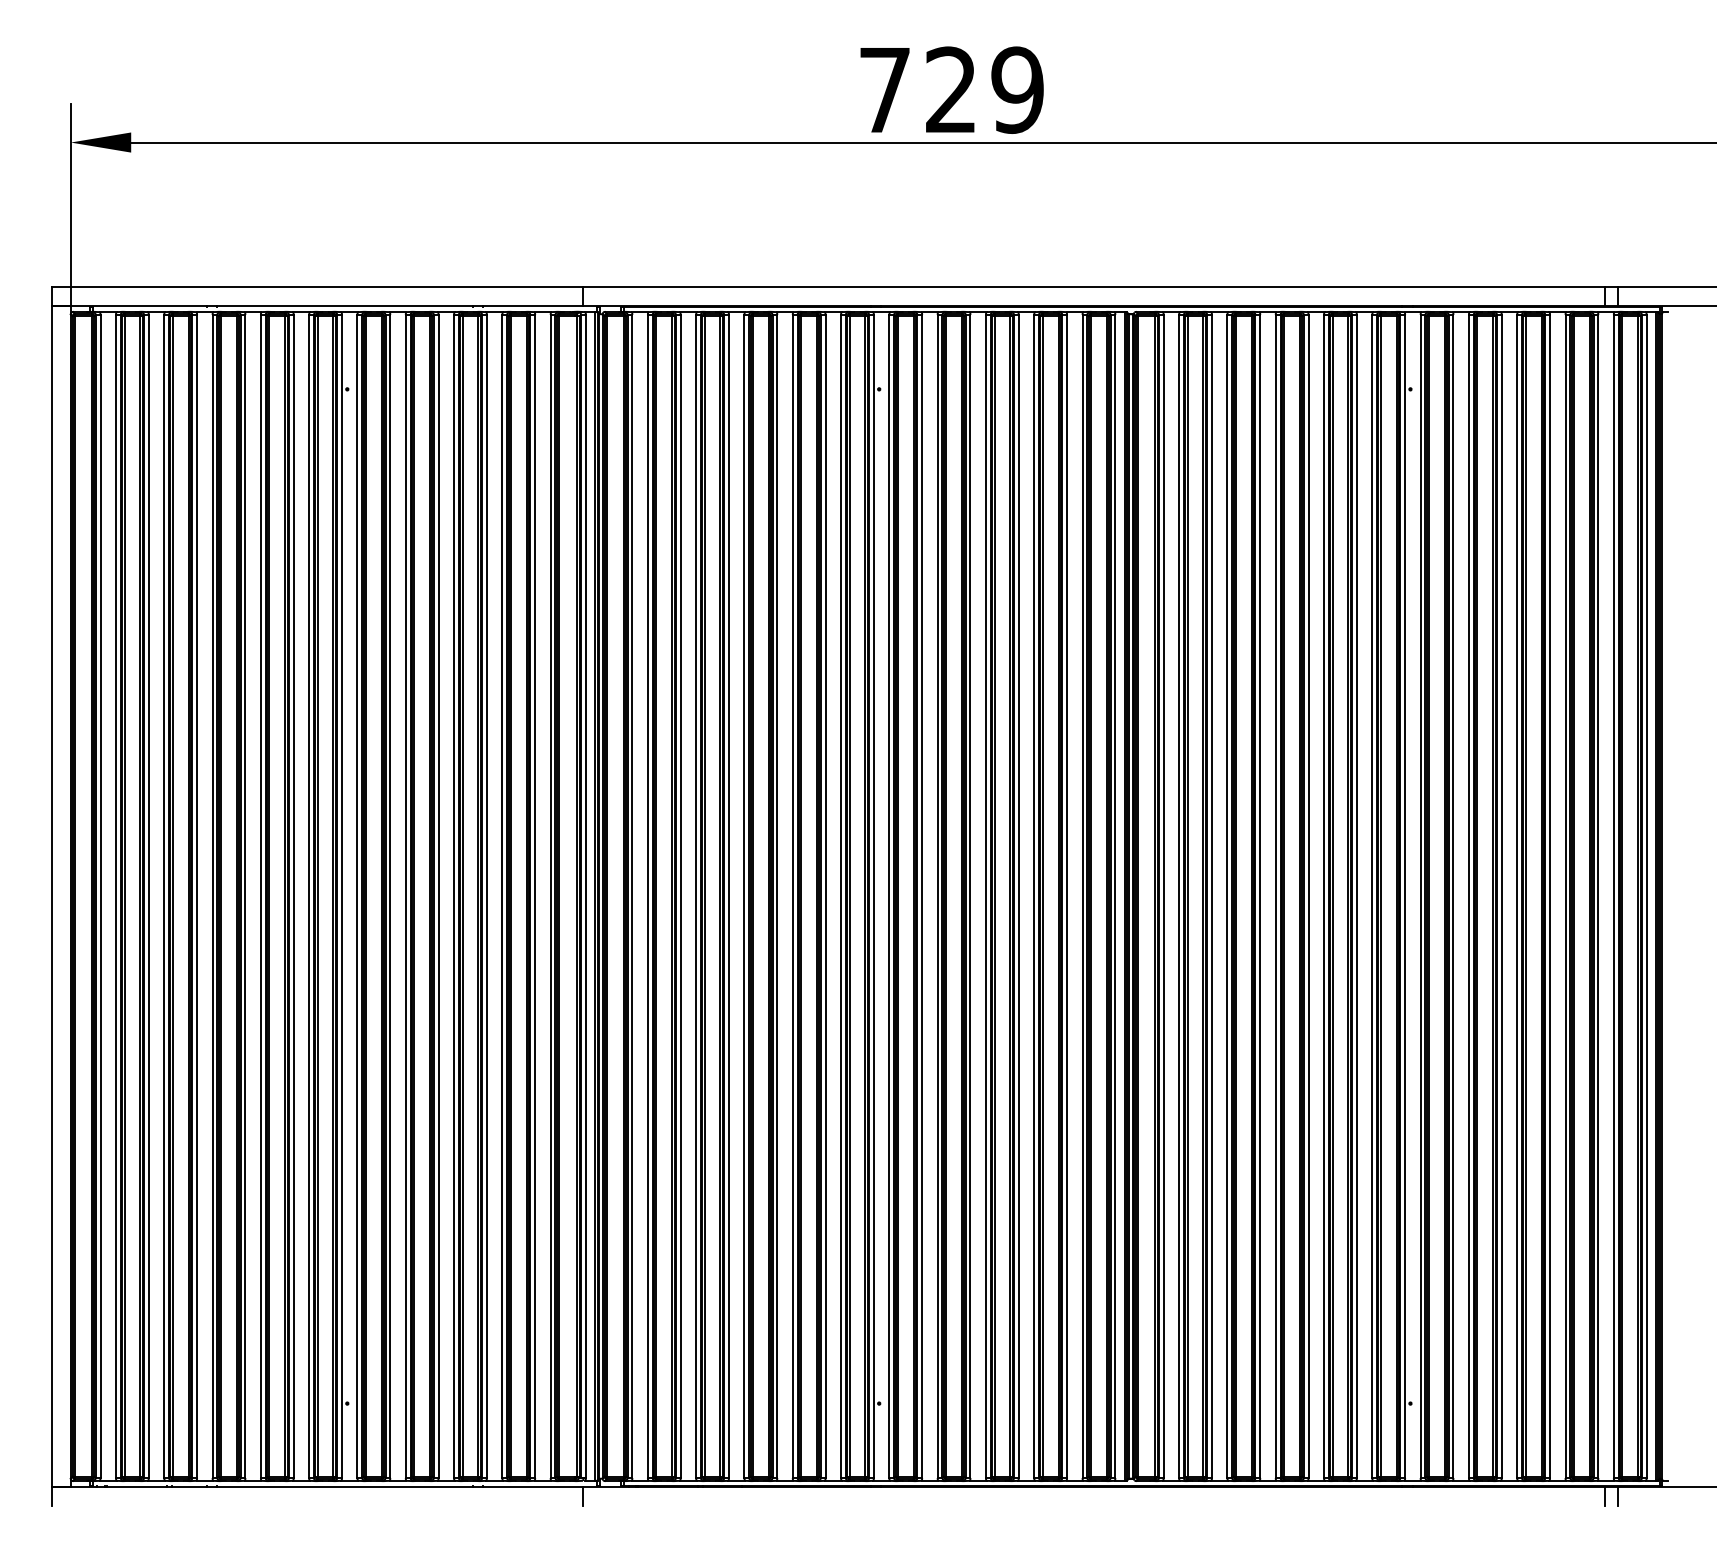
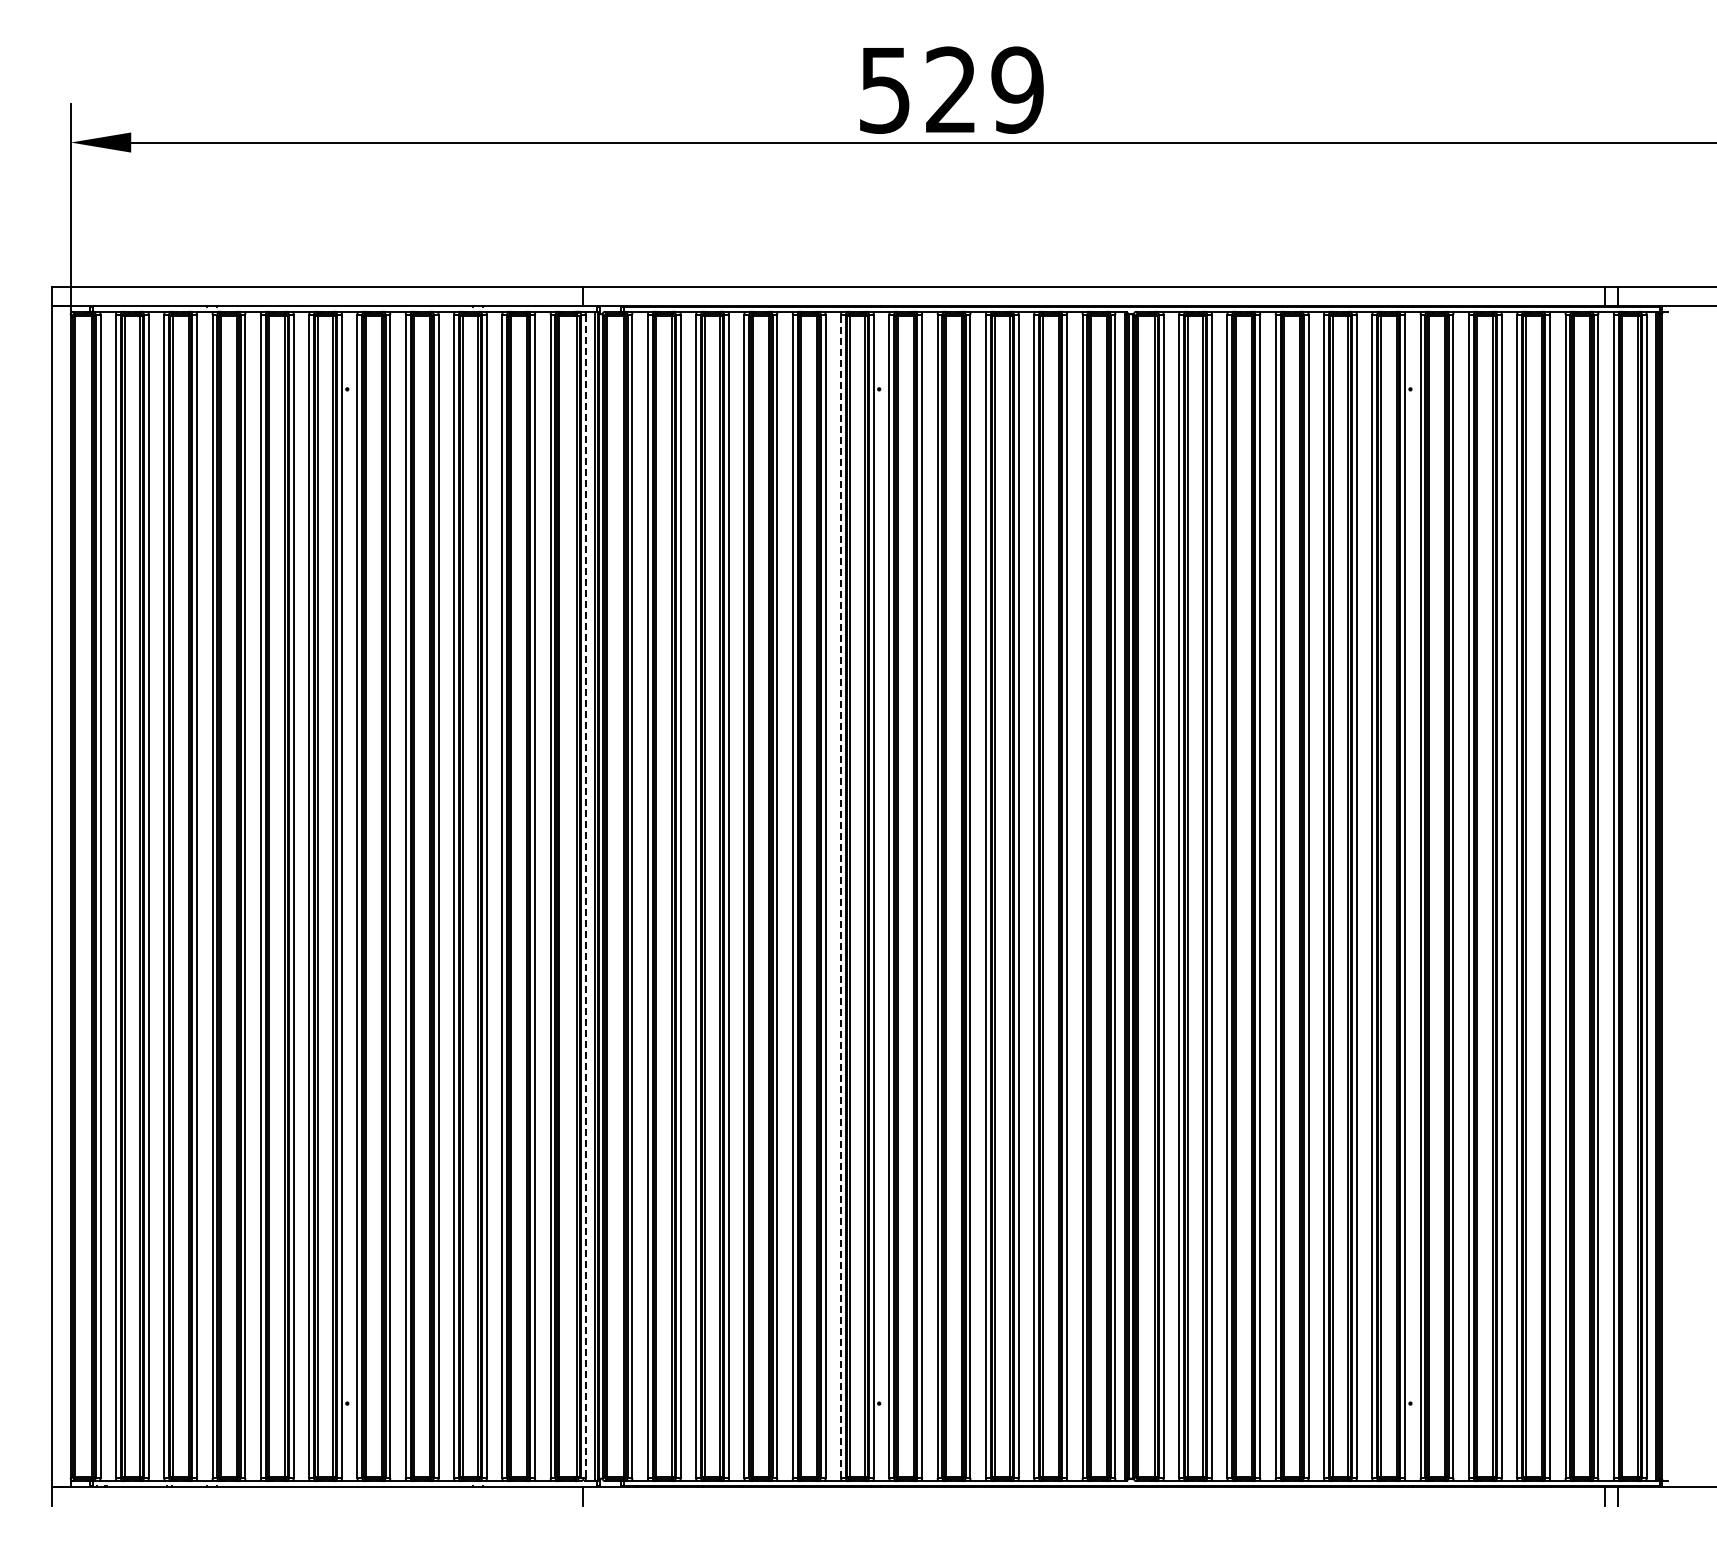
text: 729 -> 529 (884, 90)
line: solid -> dashed (585, 896)
line: solid -> dashed (841, 896)
